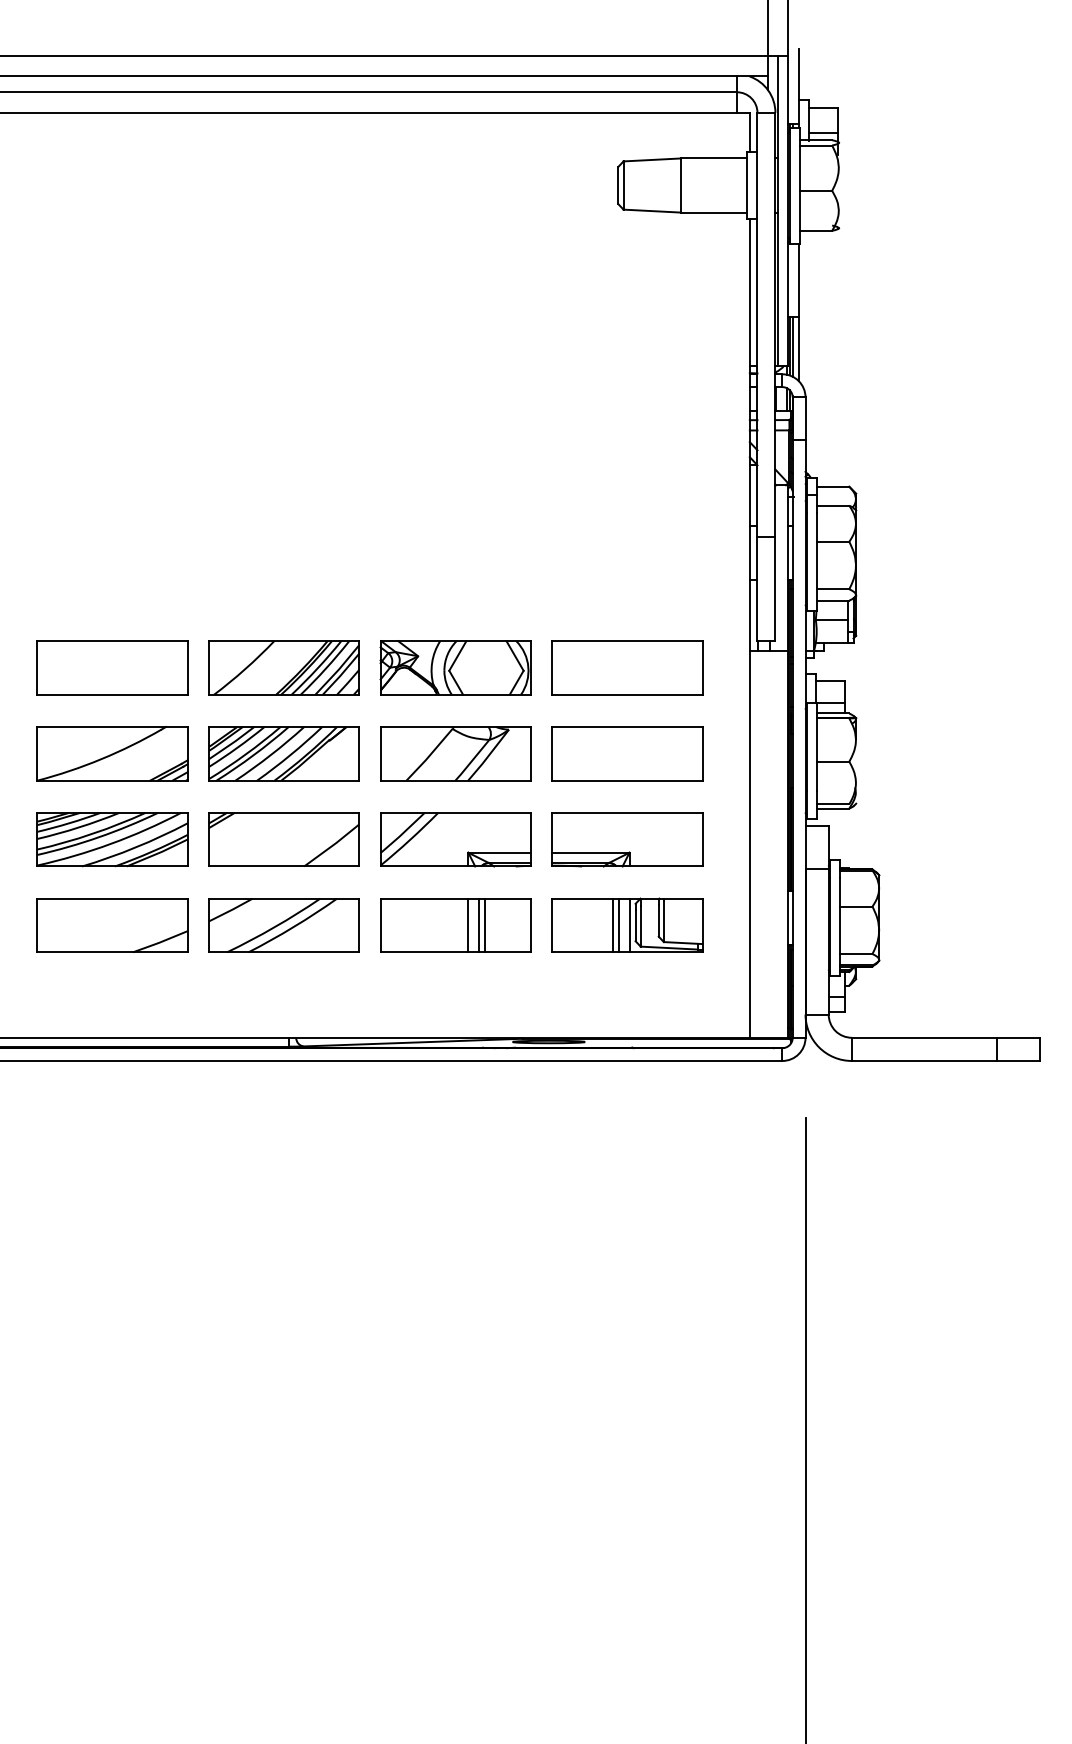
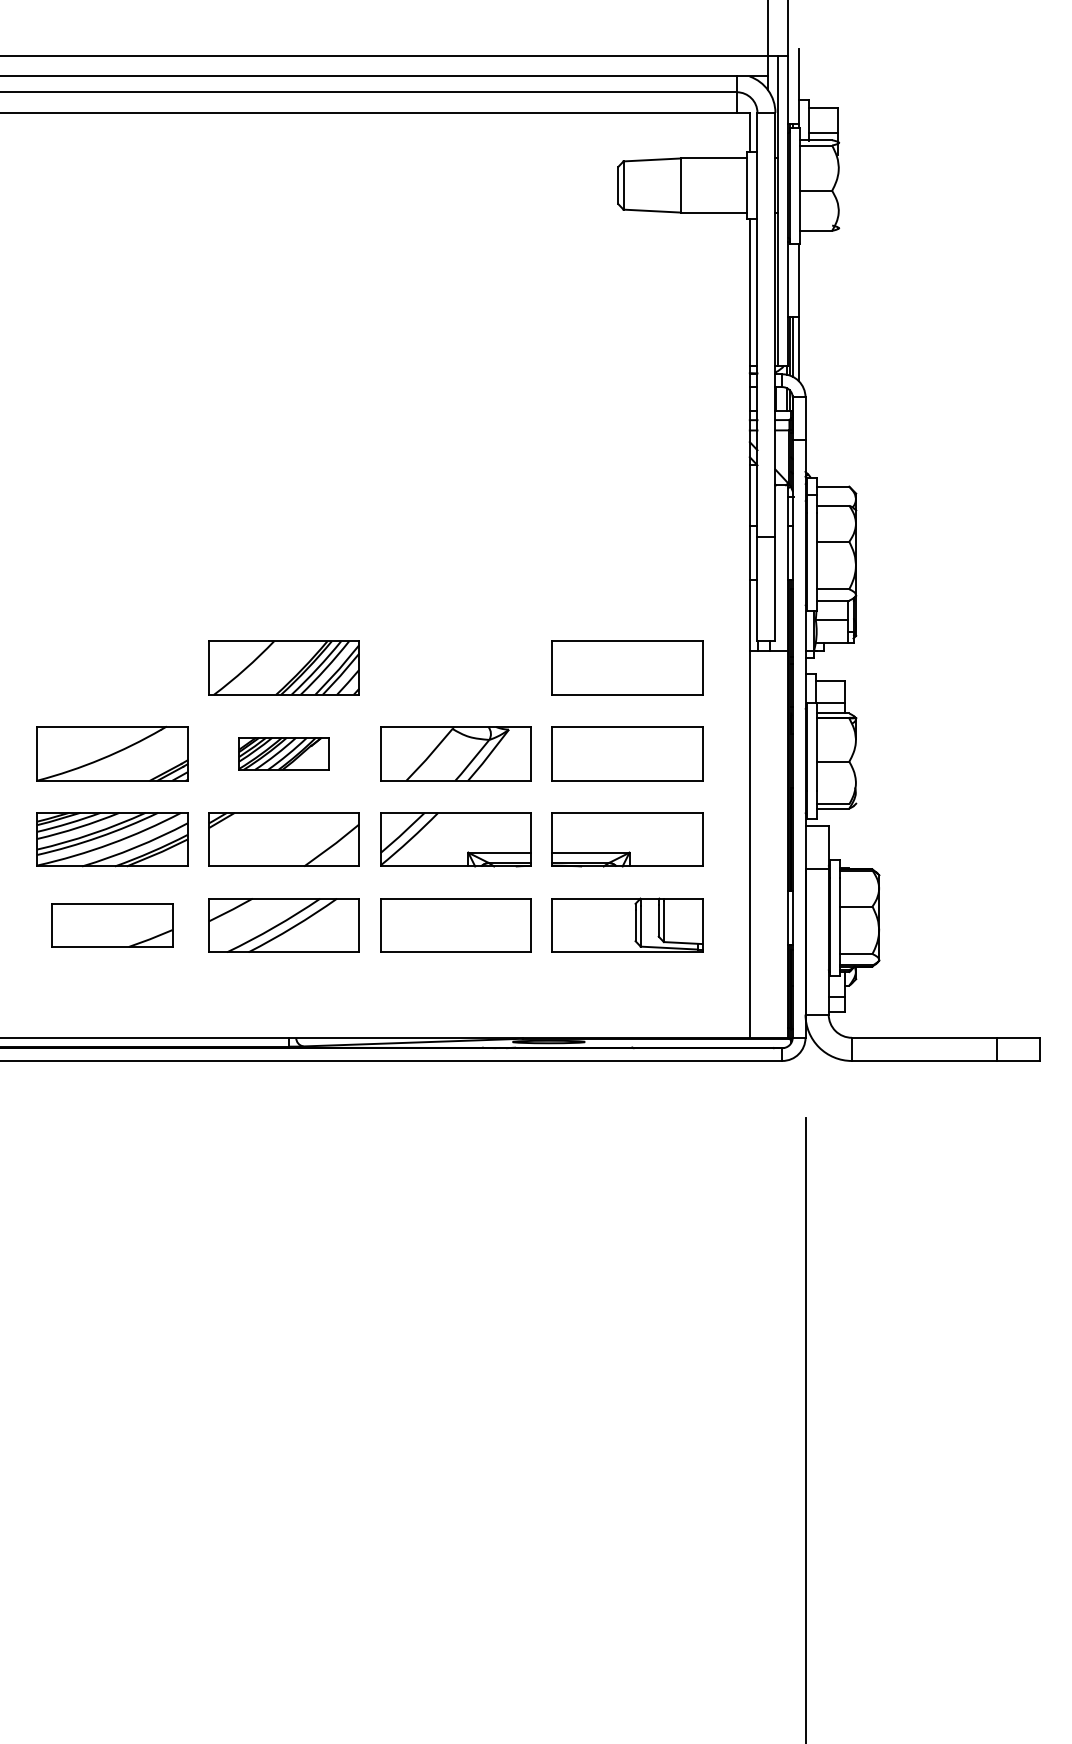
part: present -> none (112, 667)
part: present -> none (455, 667)
part size: 152x56 px -> 92x34 px (283, 753)
part size: 153x55 px -> 123x45 px (112, 925)
line: present -> none (468, 925)
line: present -> none (478, 925)
line: present -> none (484, 925)
line: present -> none (613, 925)
line: present -> none (619, 925)
line: present -> none (629, 925)
